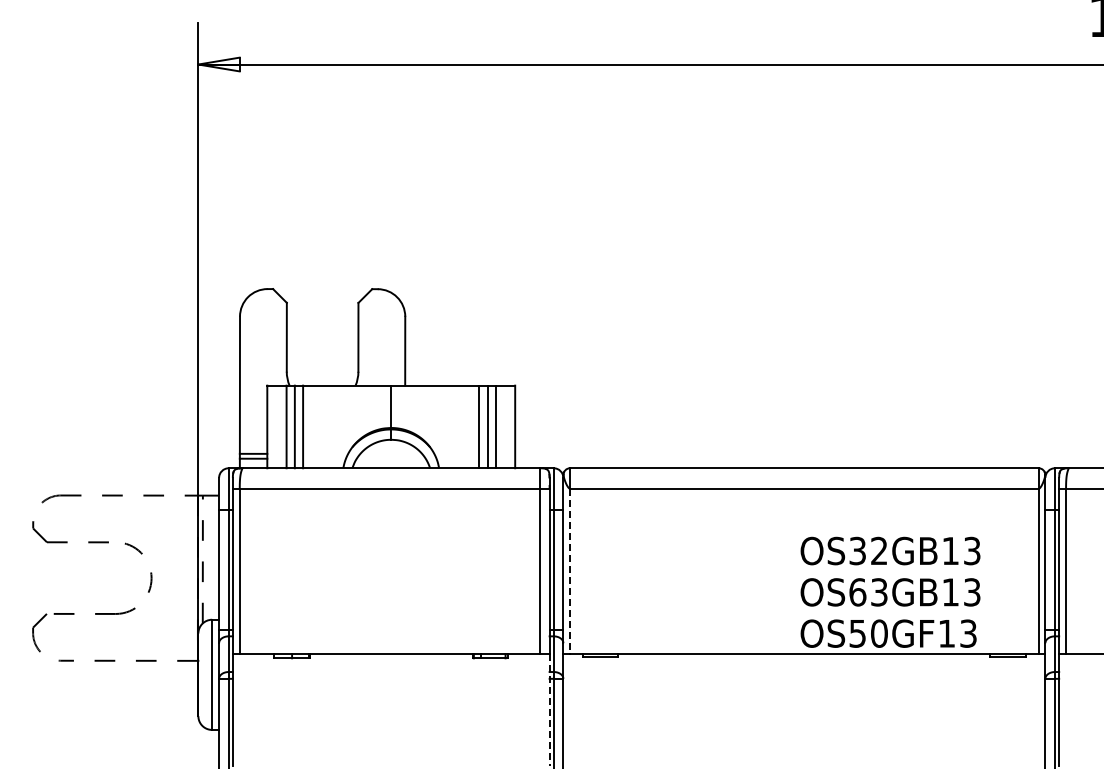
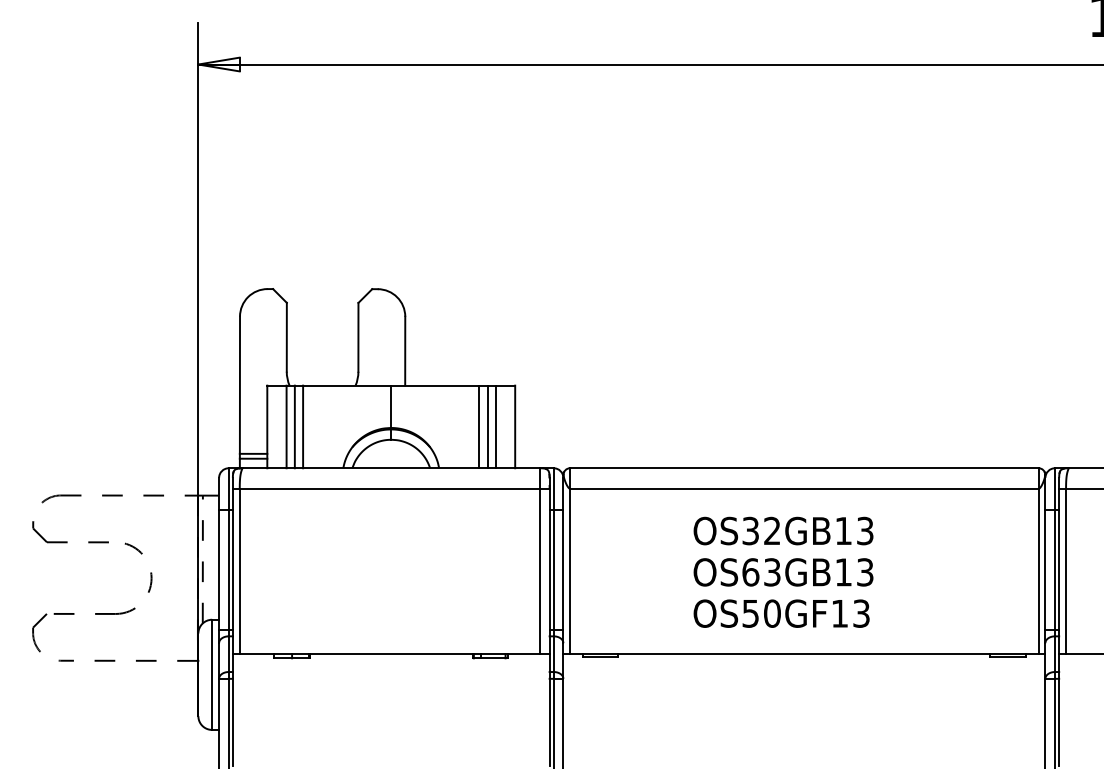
line: dashed -> solid (570, 571)
text position: (890, 591) -> (783, 571) (783, 571)
line: dashed -> solid (549, 709)
